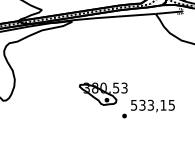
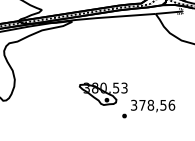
text: 533,15 -> 378,56 (153, 104)
